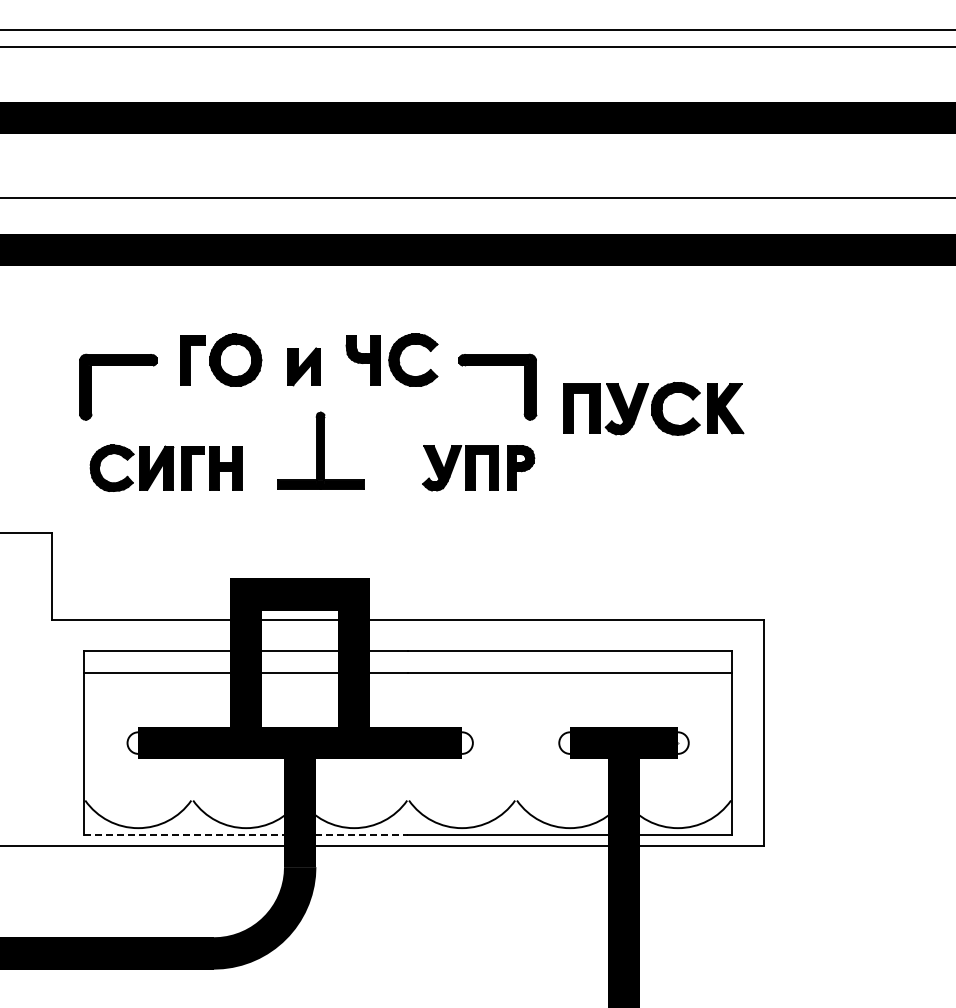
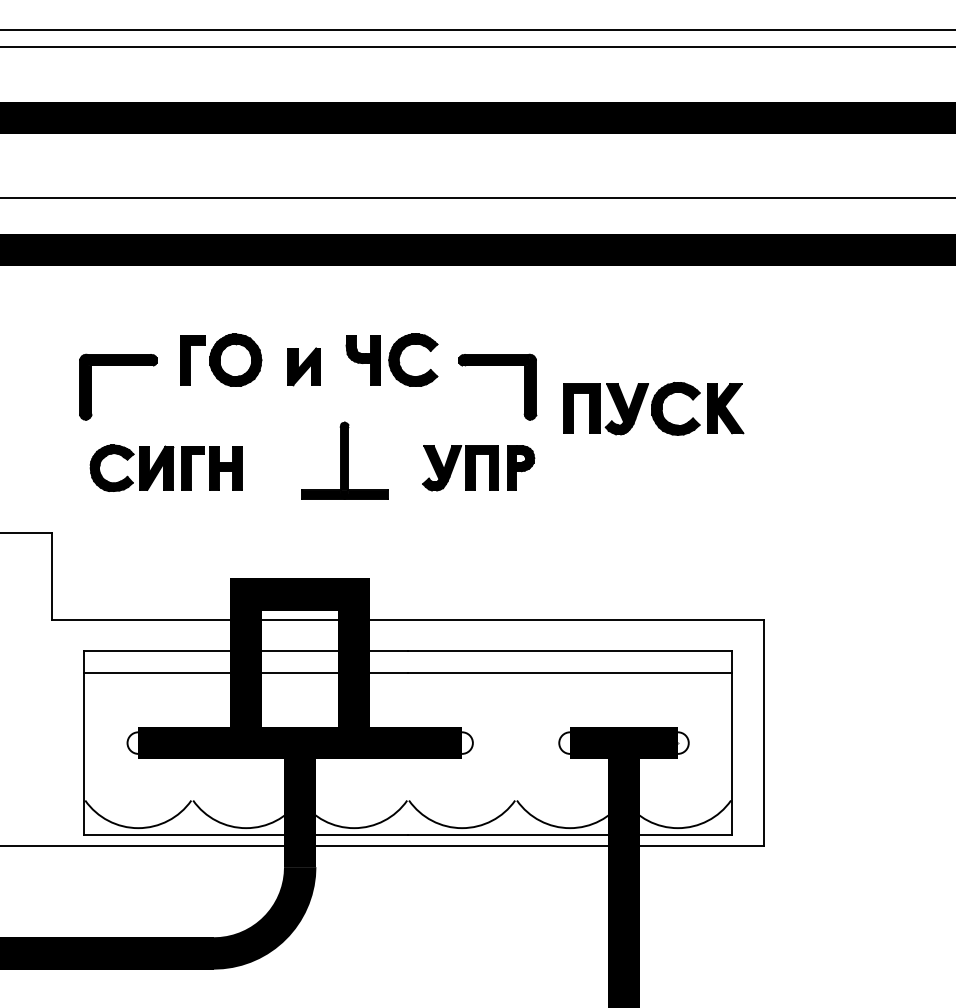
part position: (320, 450) -> (344, 460) (344, 460)
line: dashed -> solid (246, 834)
